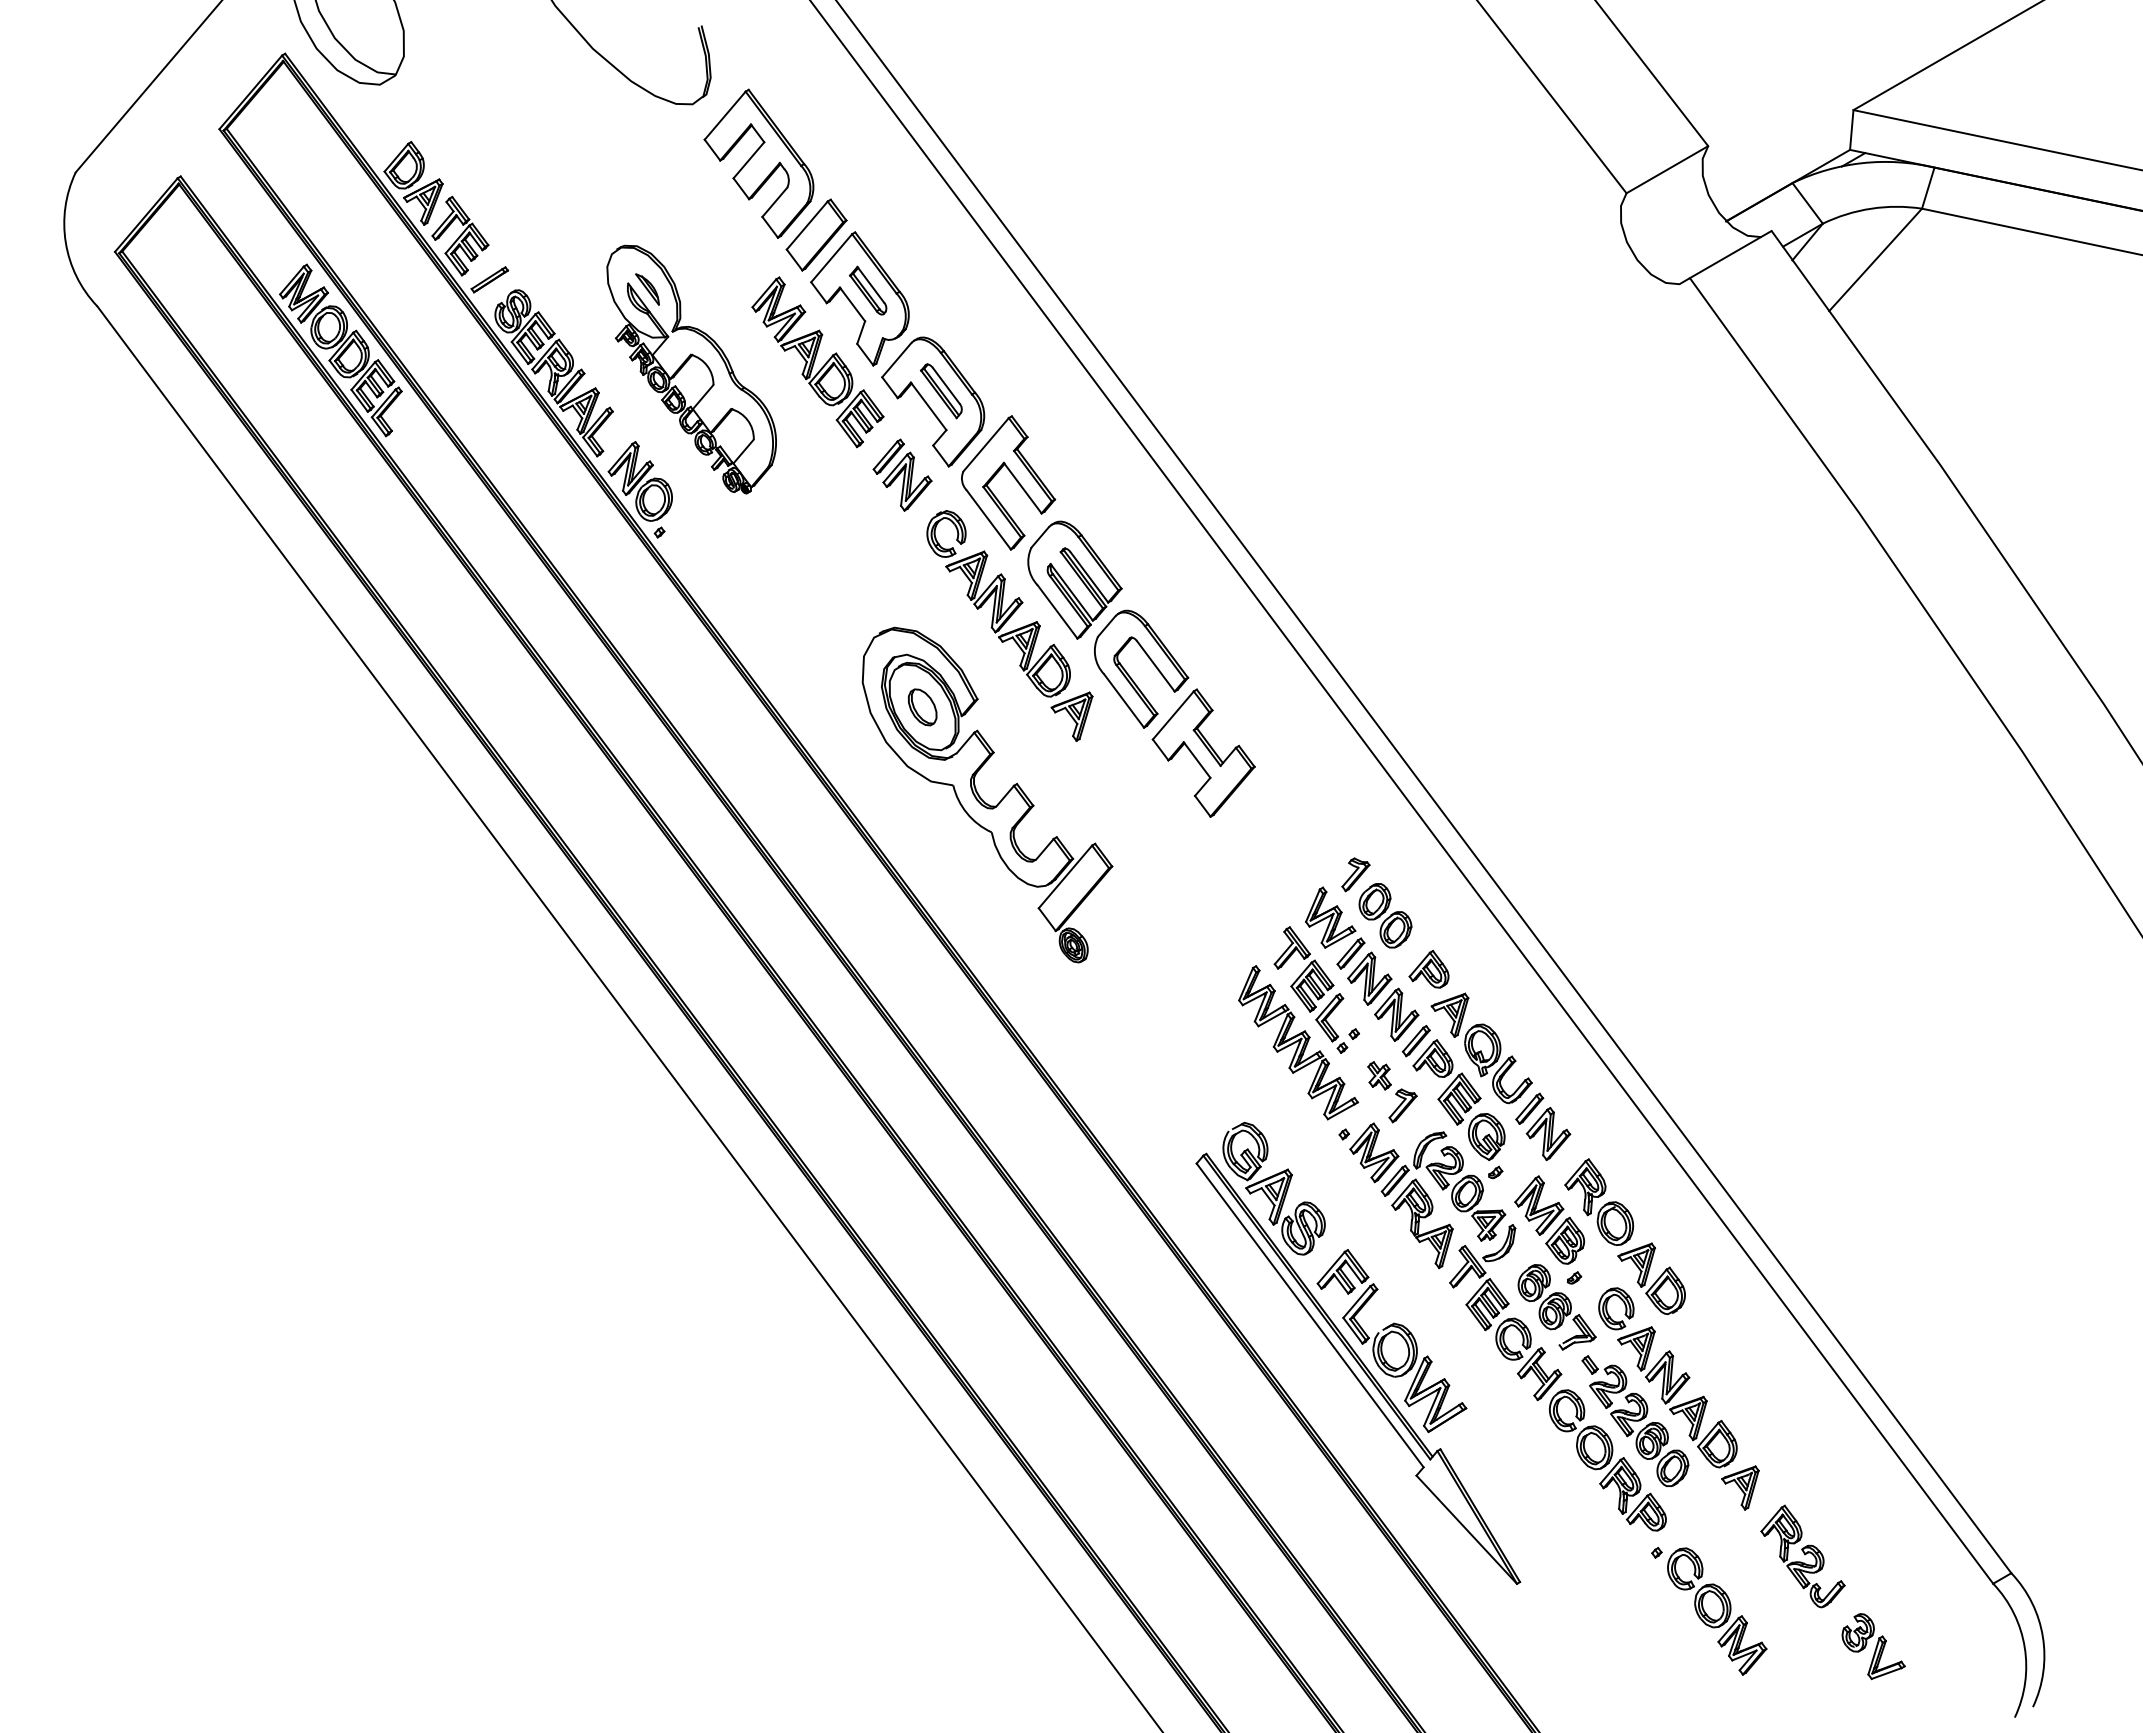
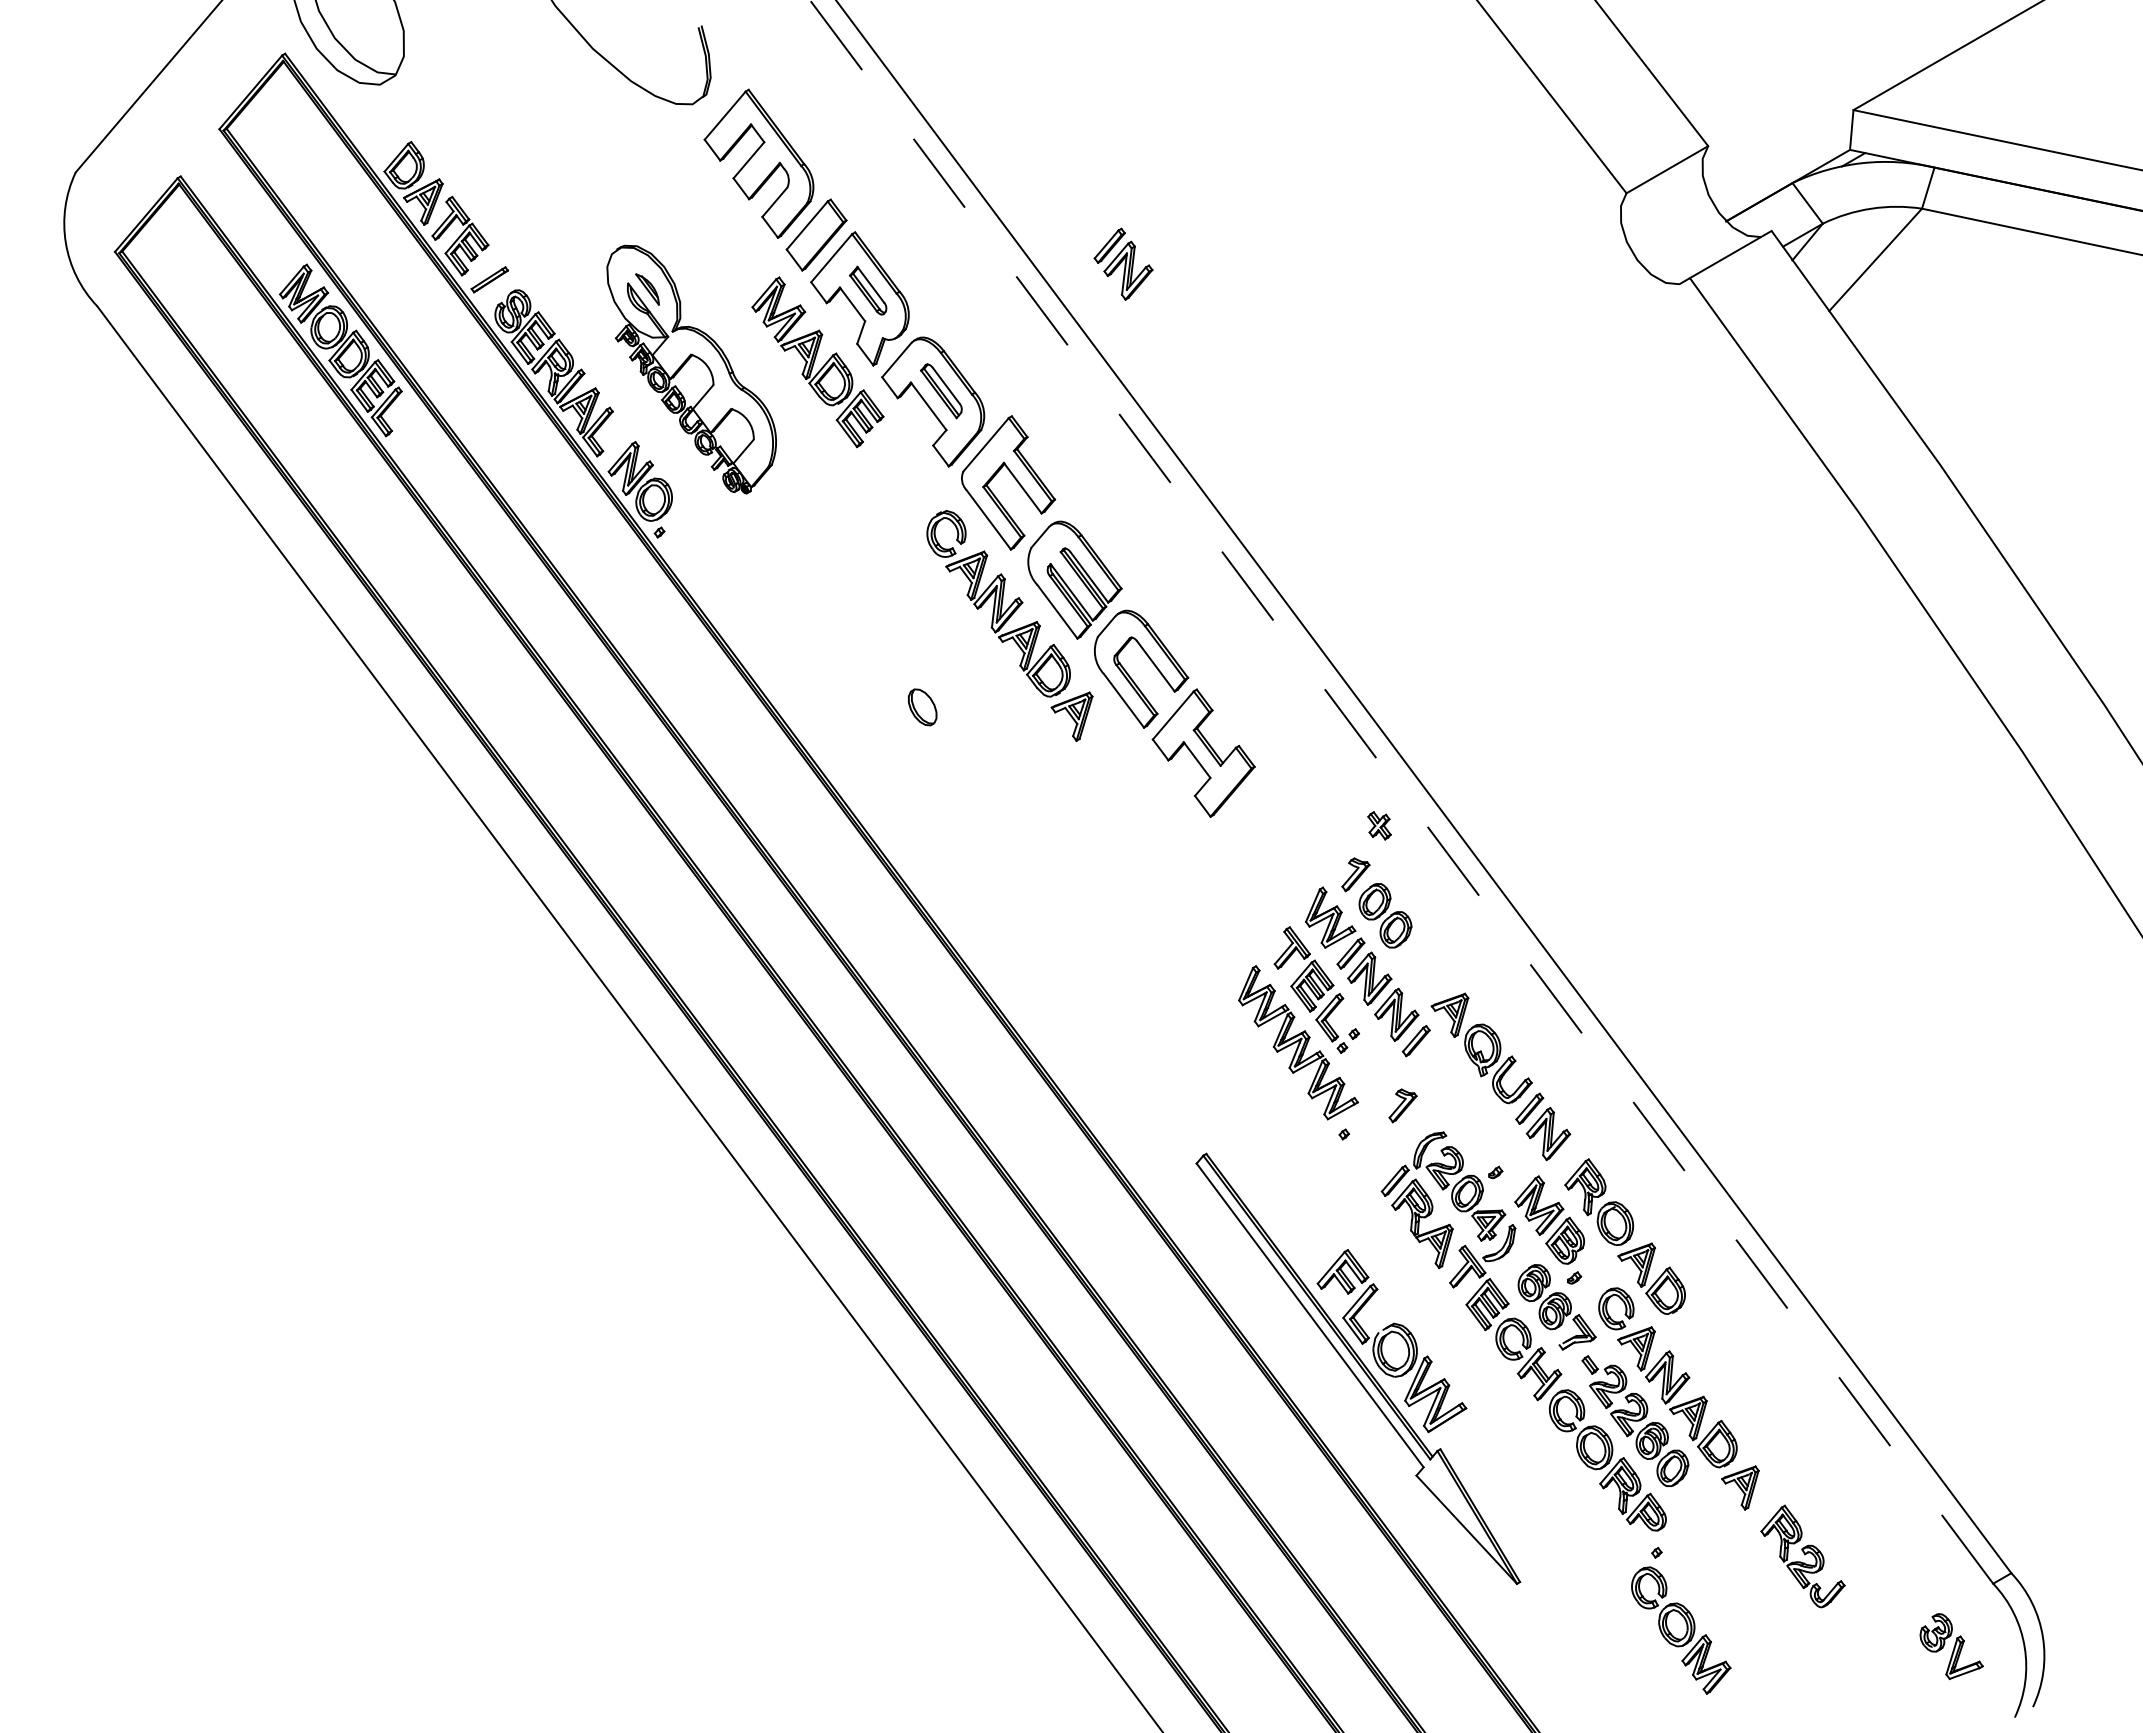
part position: (902, 474) -> (1123, 263) (1123, 263)
line: solid -> dashed (1401, 791)
part: present -> none (981, 797)
part: present -> none (1428, 968)
part position: (1379, 1075) -> (1379, 825) (1379, 825)
part: present -> none (1458, 1100)
part: present -> none (1374, 1152)
part: present -> none (1273, 1188)
part position: (1717, 1611) -> (1681, 1630) (1681, 1630)
part position: (1873, 1646) -> (1951, 1646) (1951, 1646)
